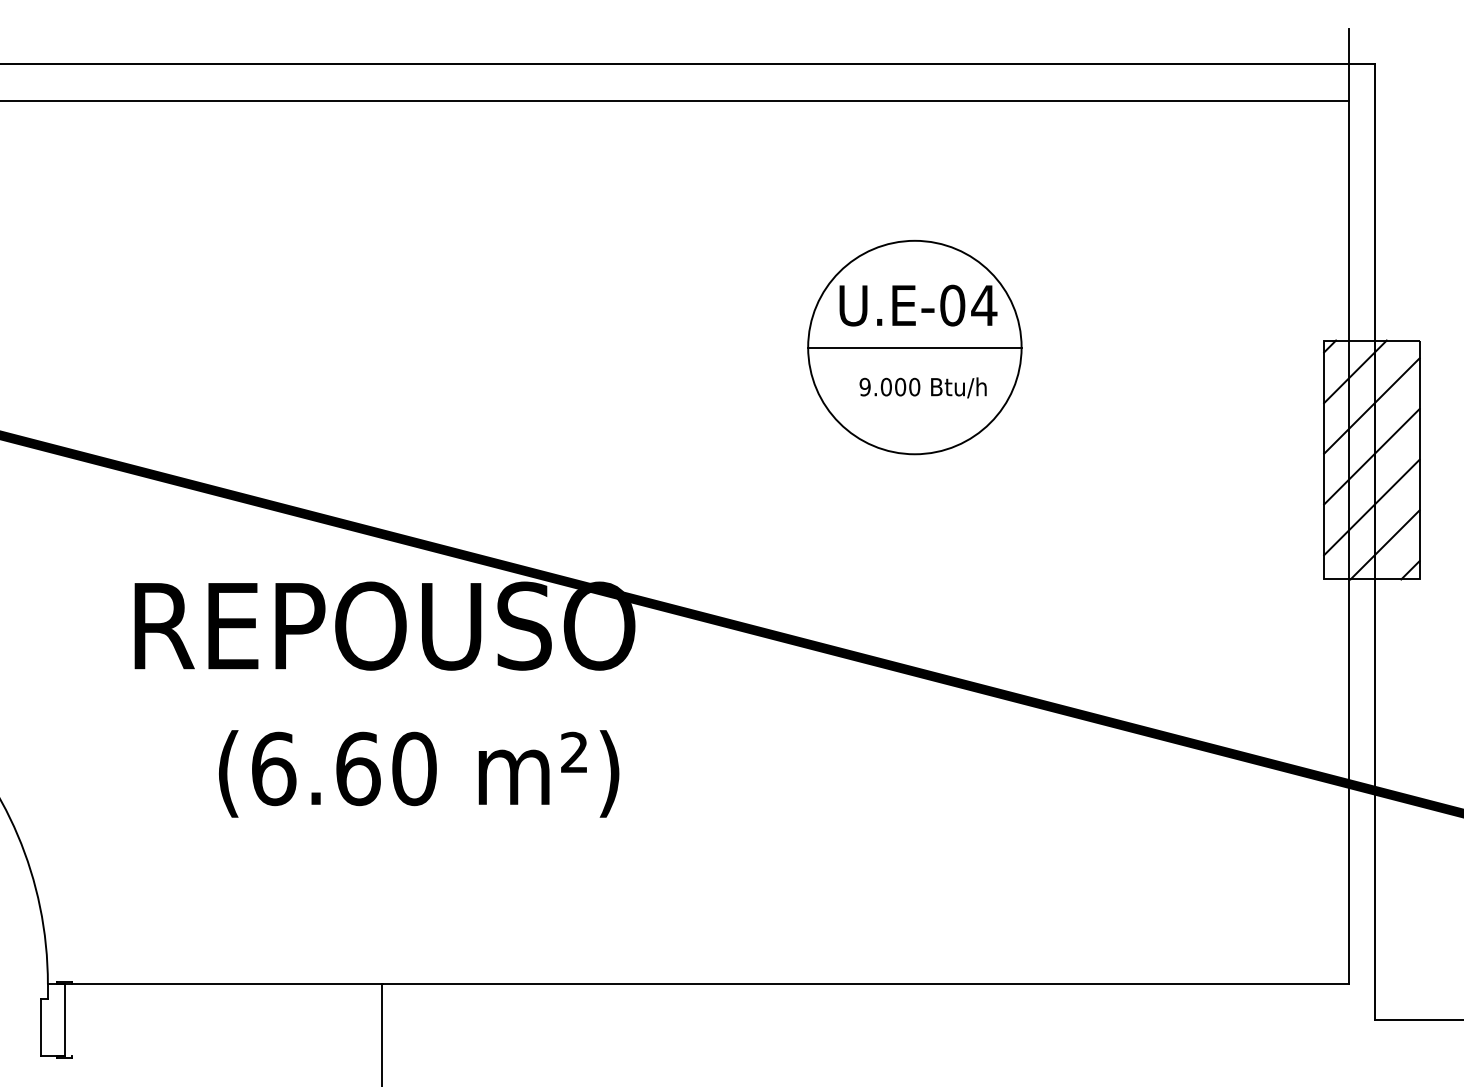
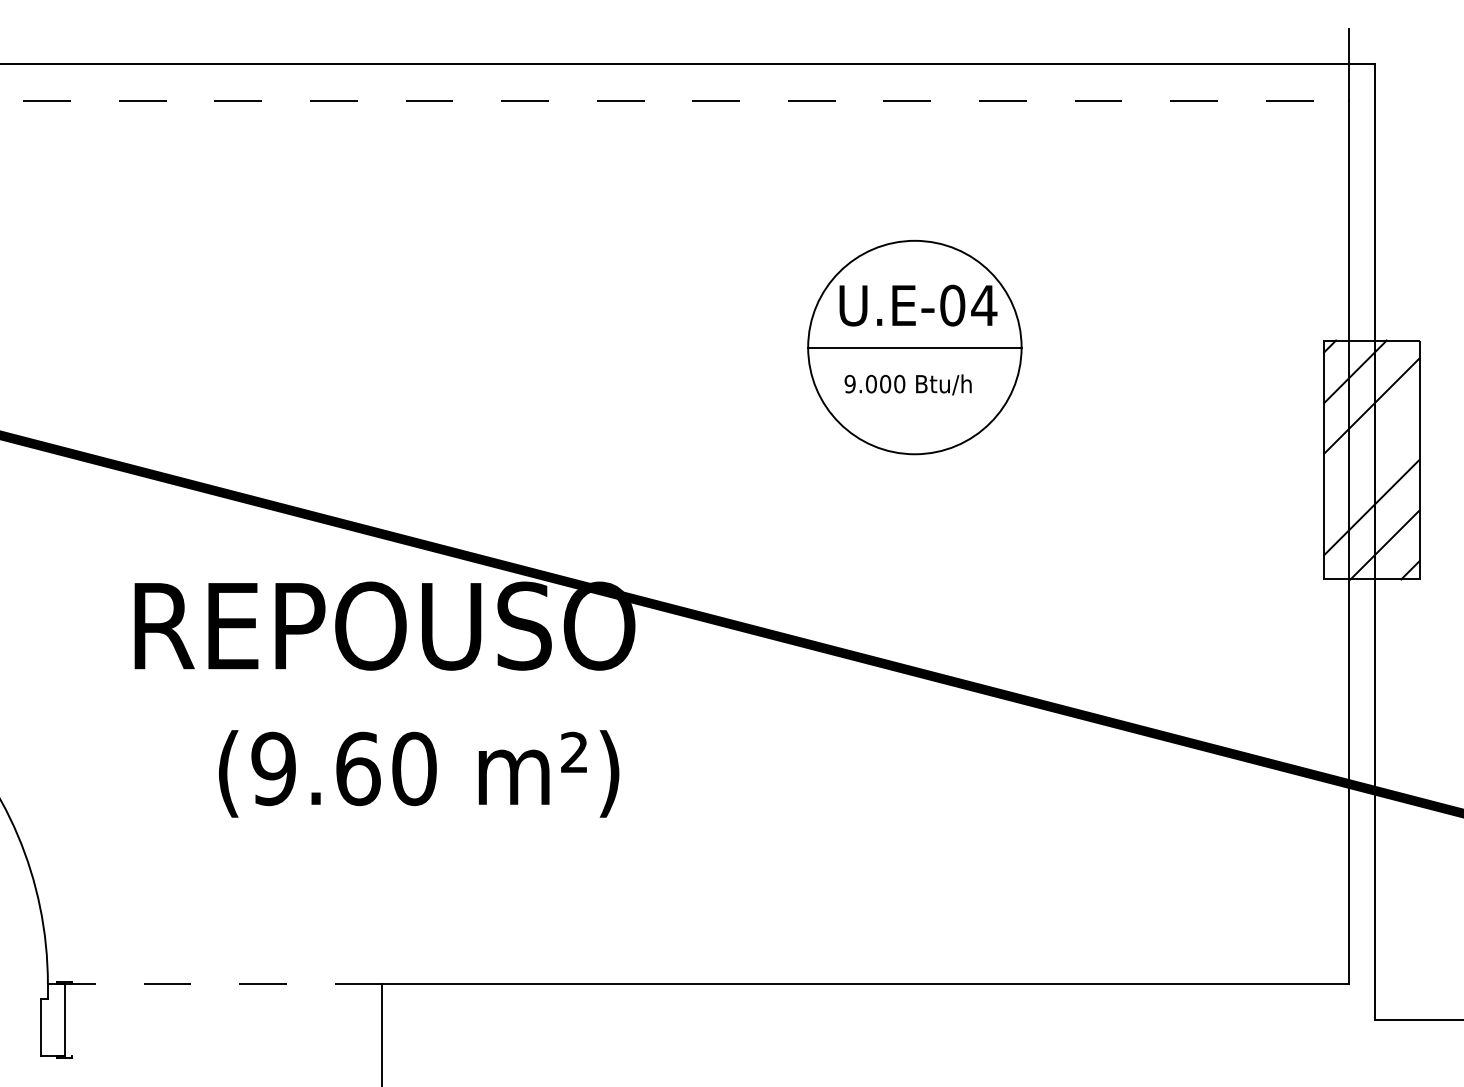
line: solid -> dashed (674, 100)
text position: (922, 387) -> (907, 384) (907, 384)
line: present -> none (1371, 456)
text: (6.60 -> (9.60 (273, 768)
line: solid -> dashed (223, 984)
